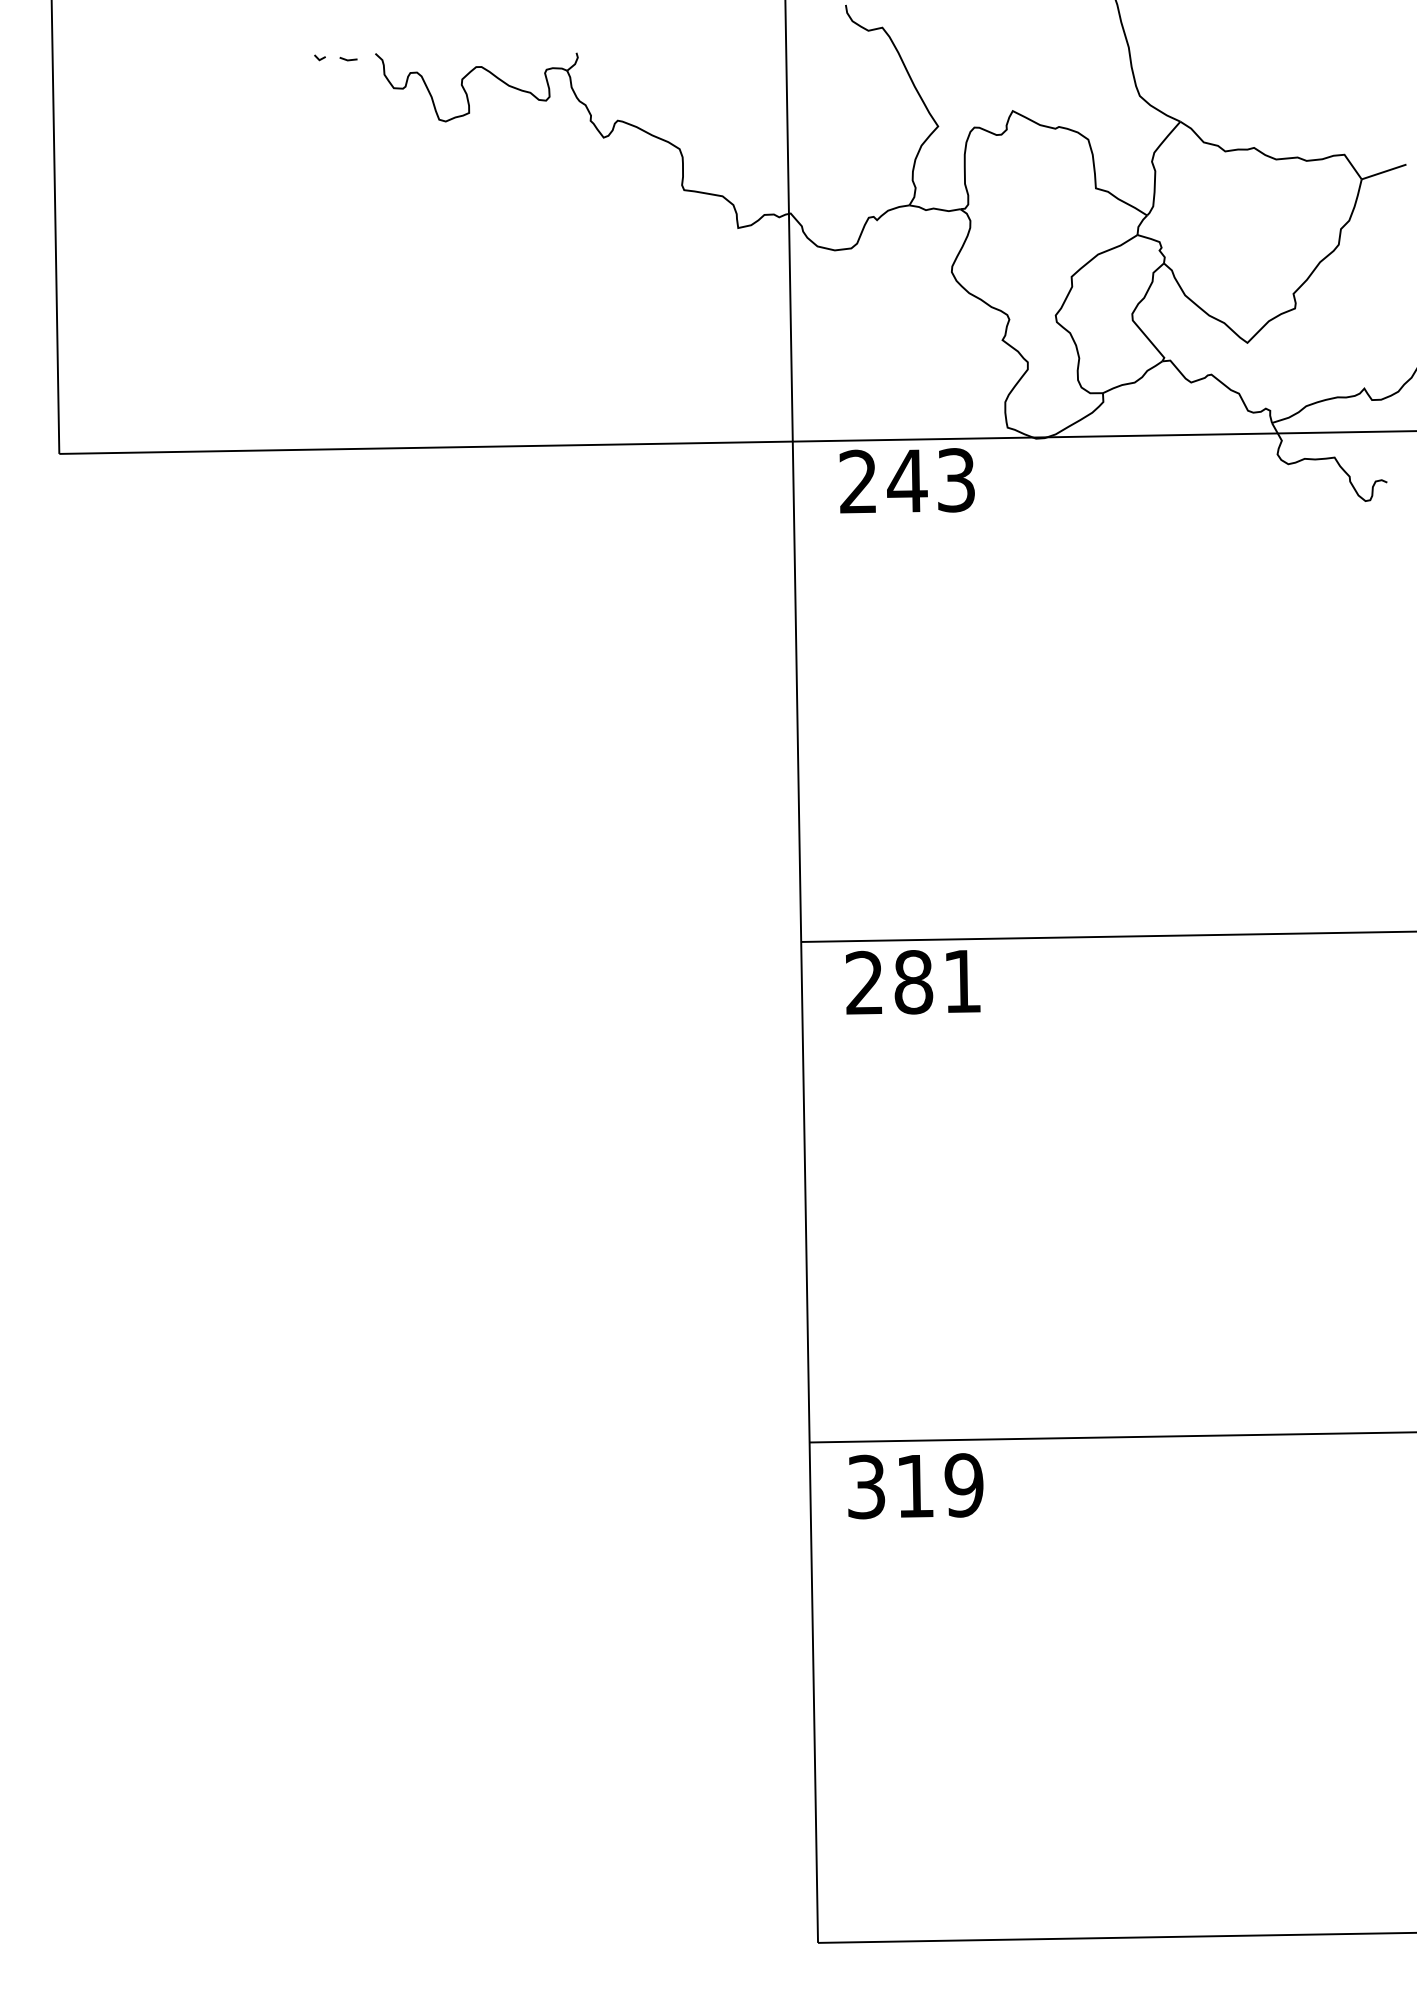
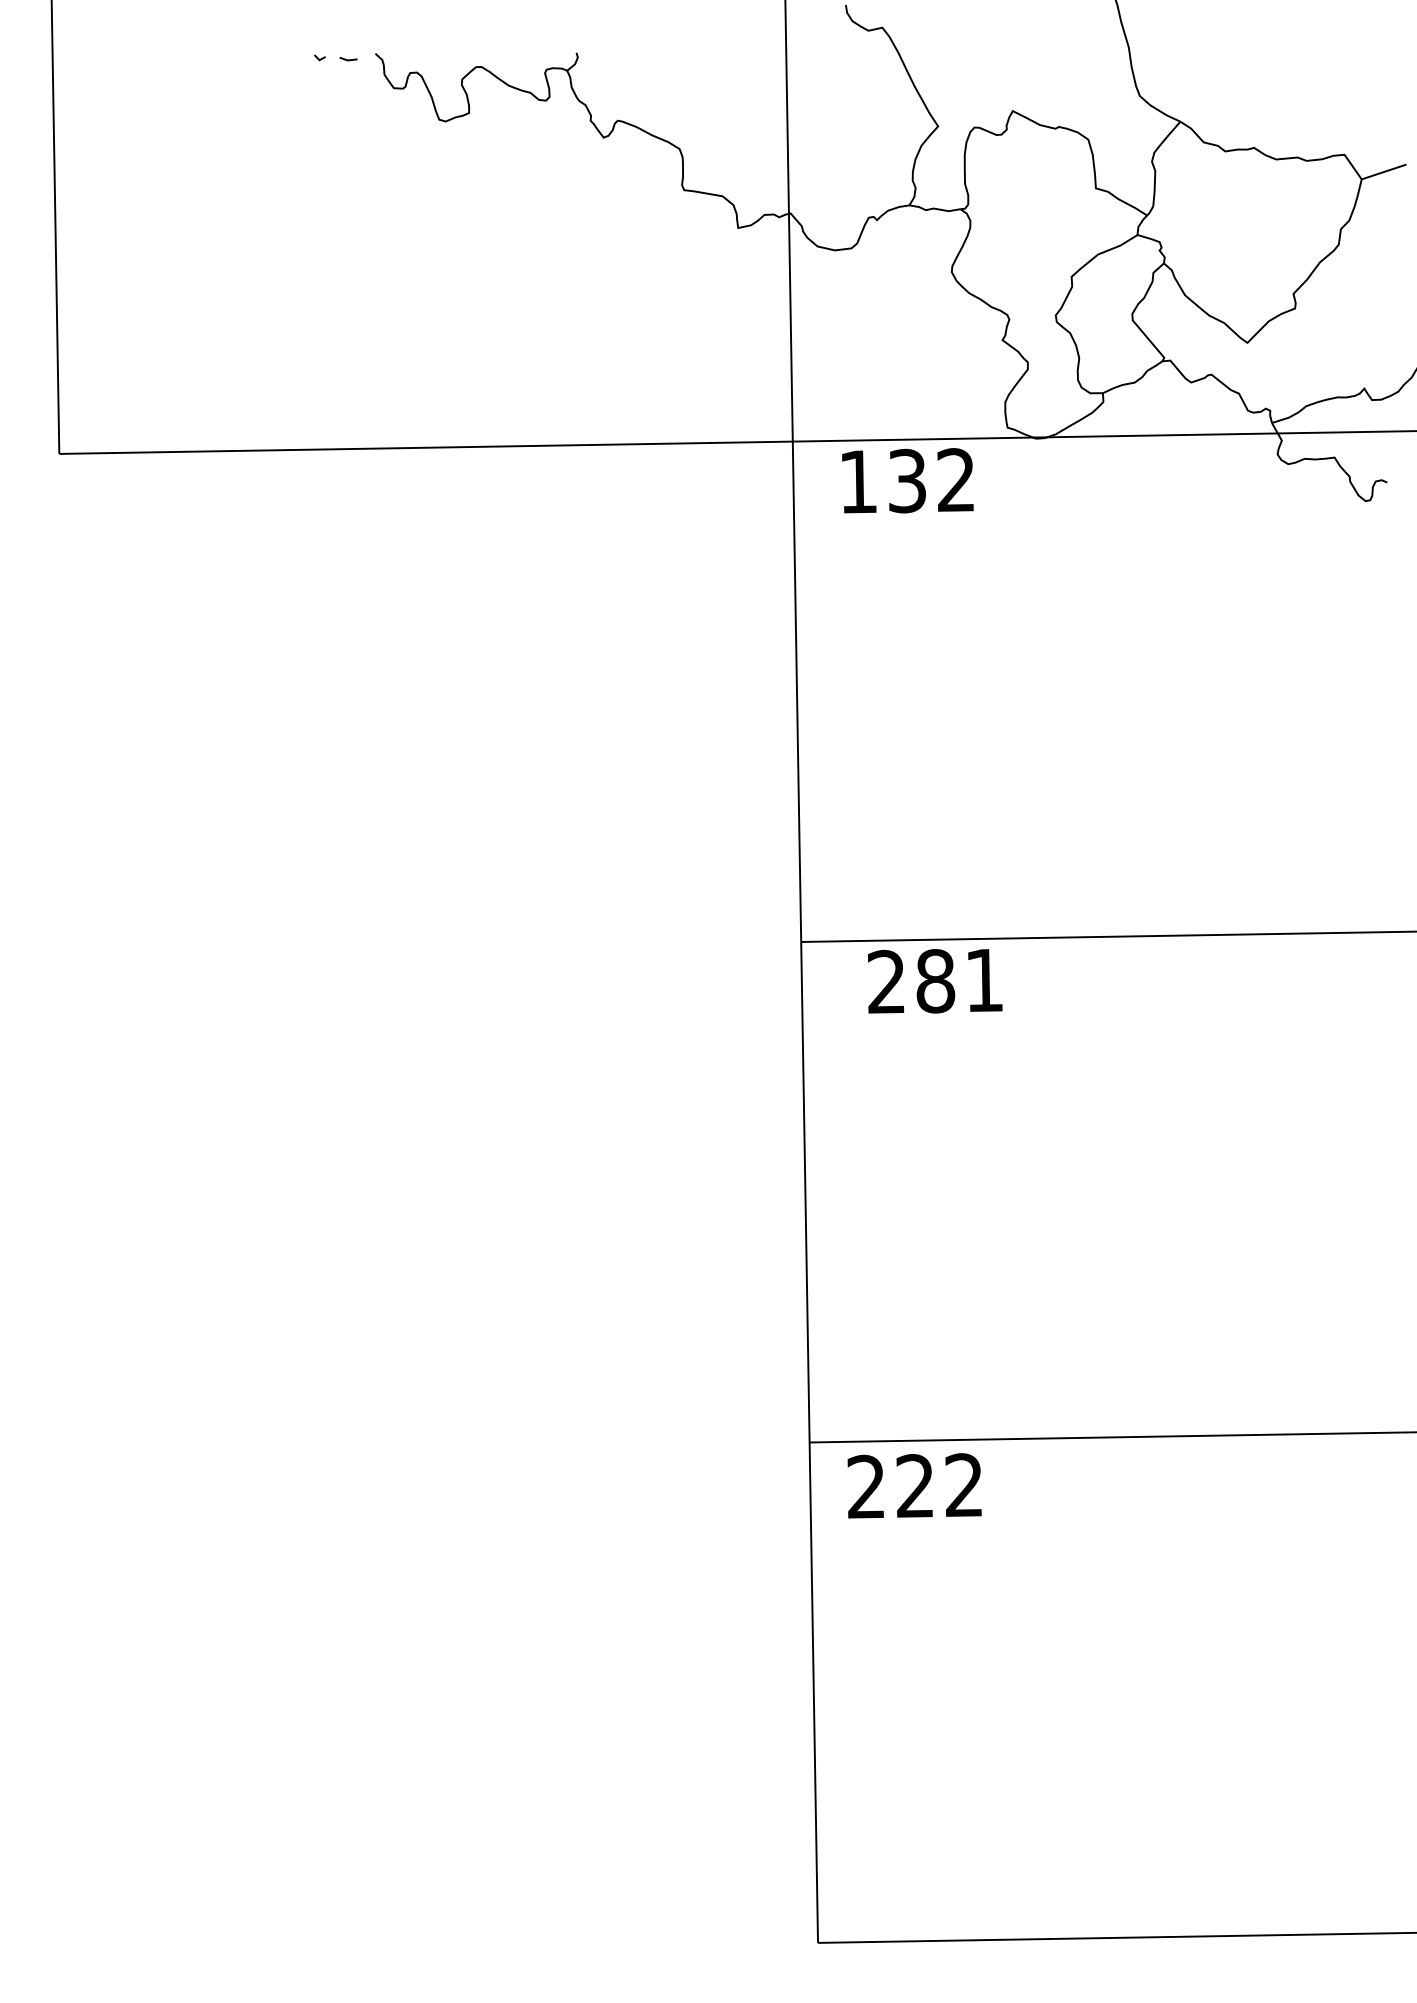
text: 243 -> 132 (906, 480)
text position: (913, 982) -> (935, 981) (935, 981)
text: 319 -> 222 (915, 1486)
